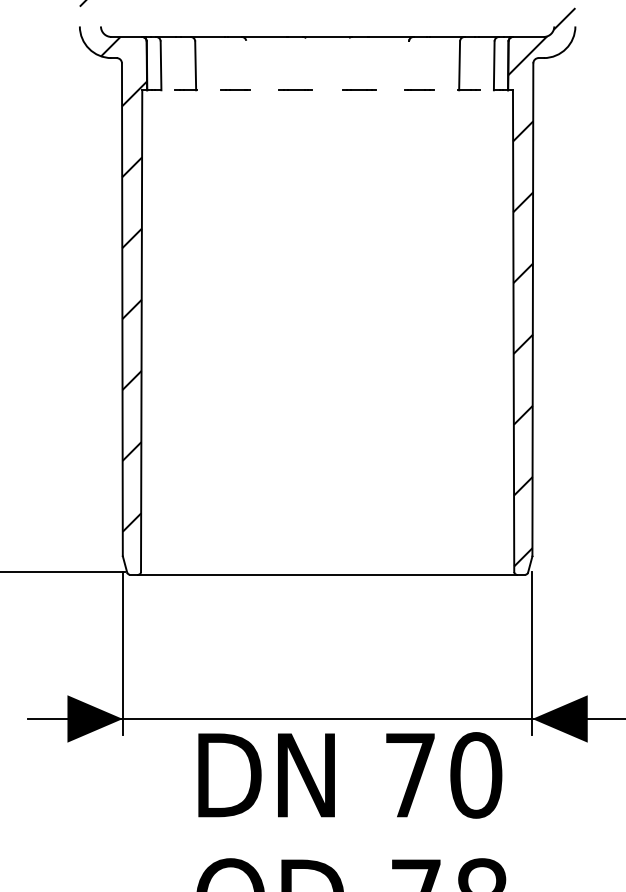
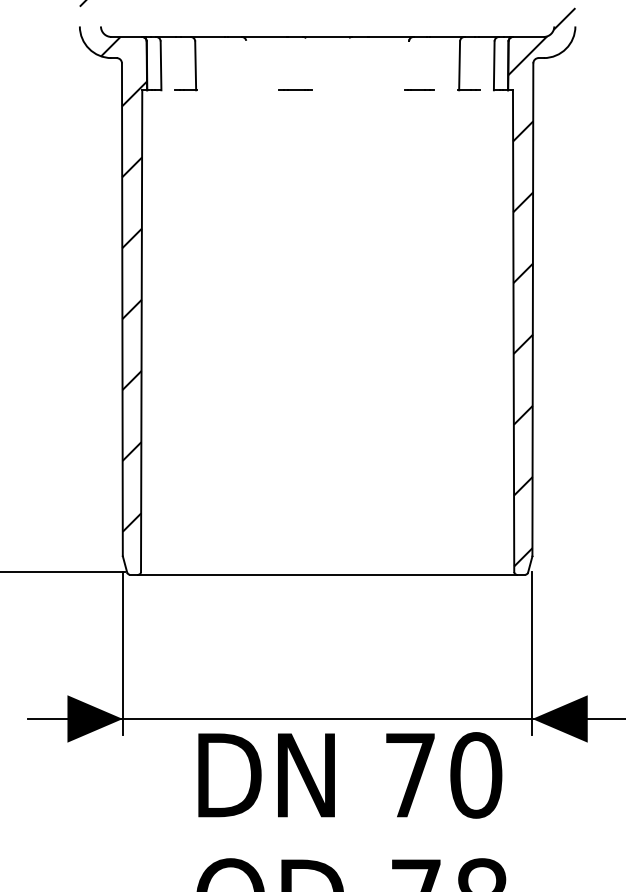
line: present -> none (235, 89)
line: present -> none (359, 89)
